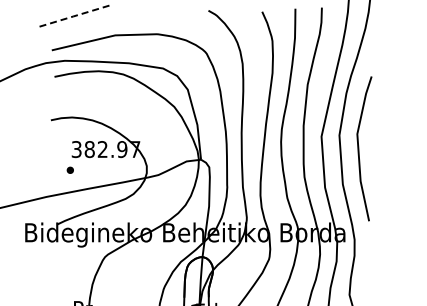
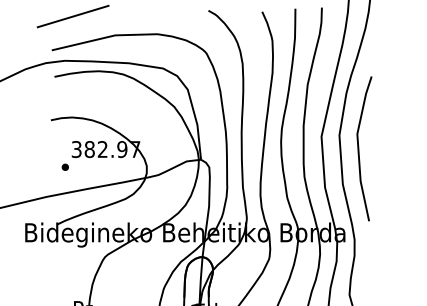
line: dashed -> solid (73, 16)
part position: (69, 169) -> (64, 166) (64, 166)
